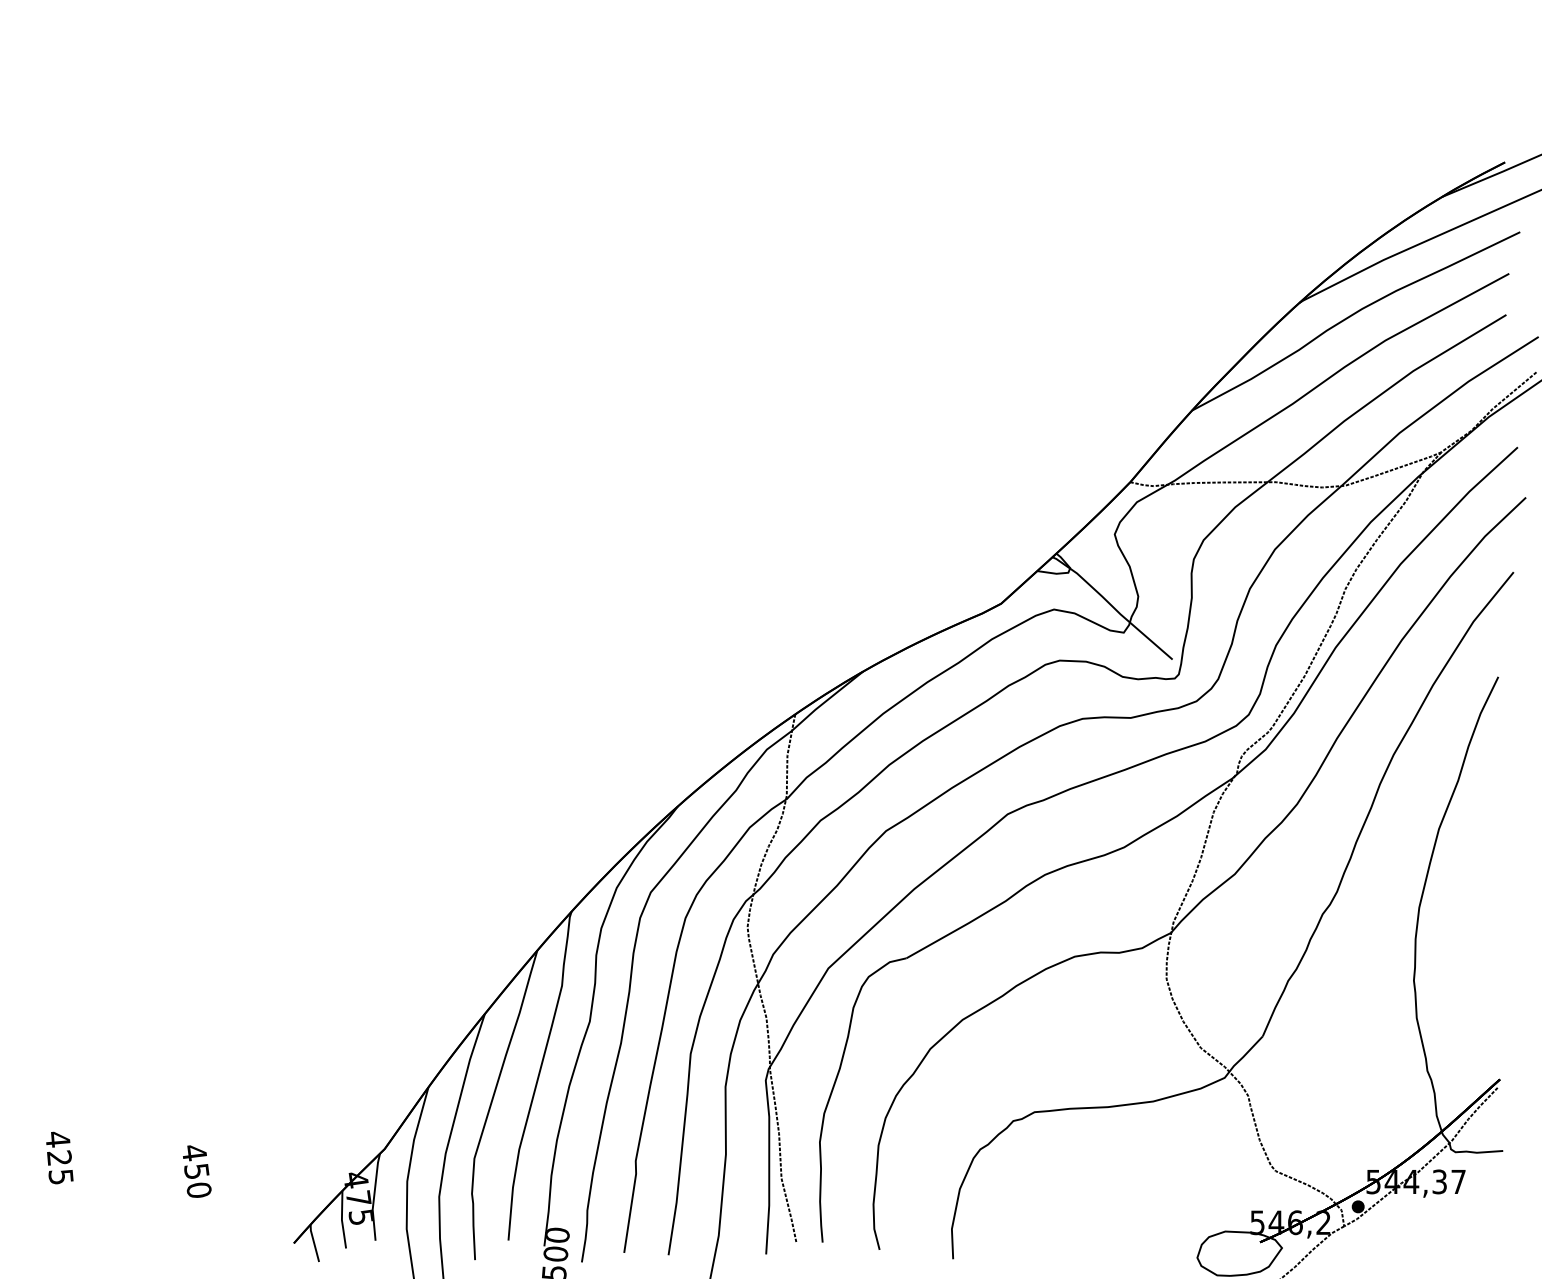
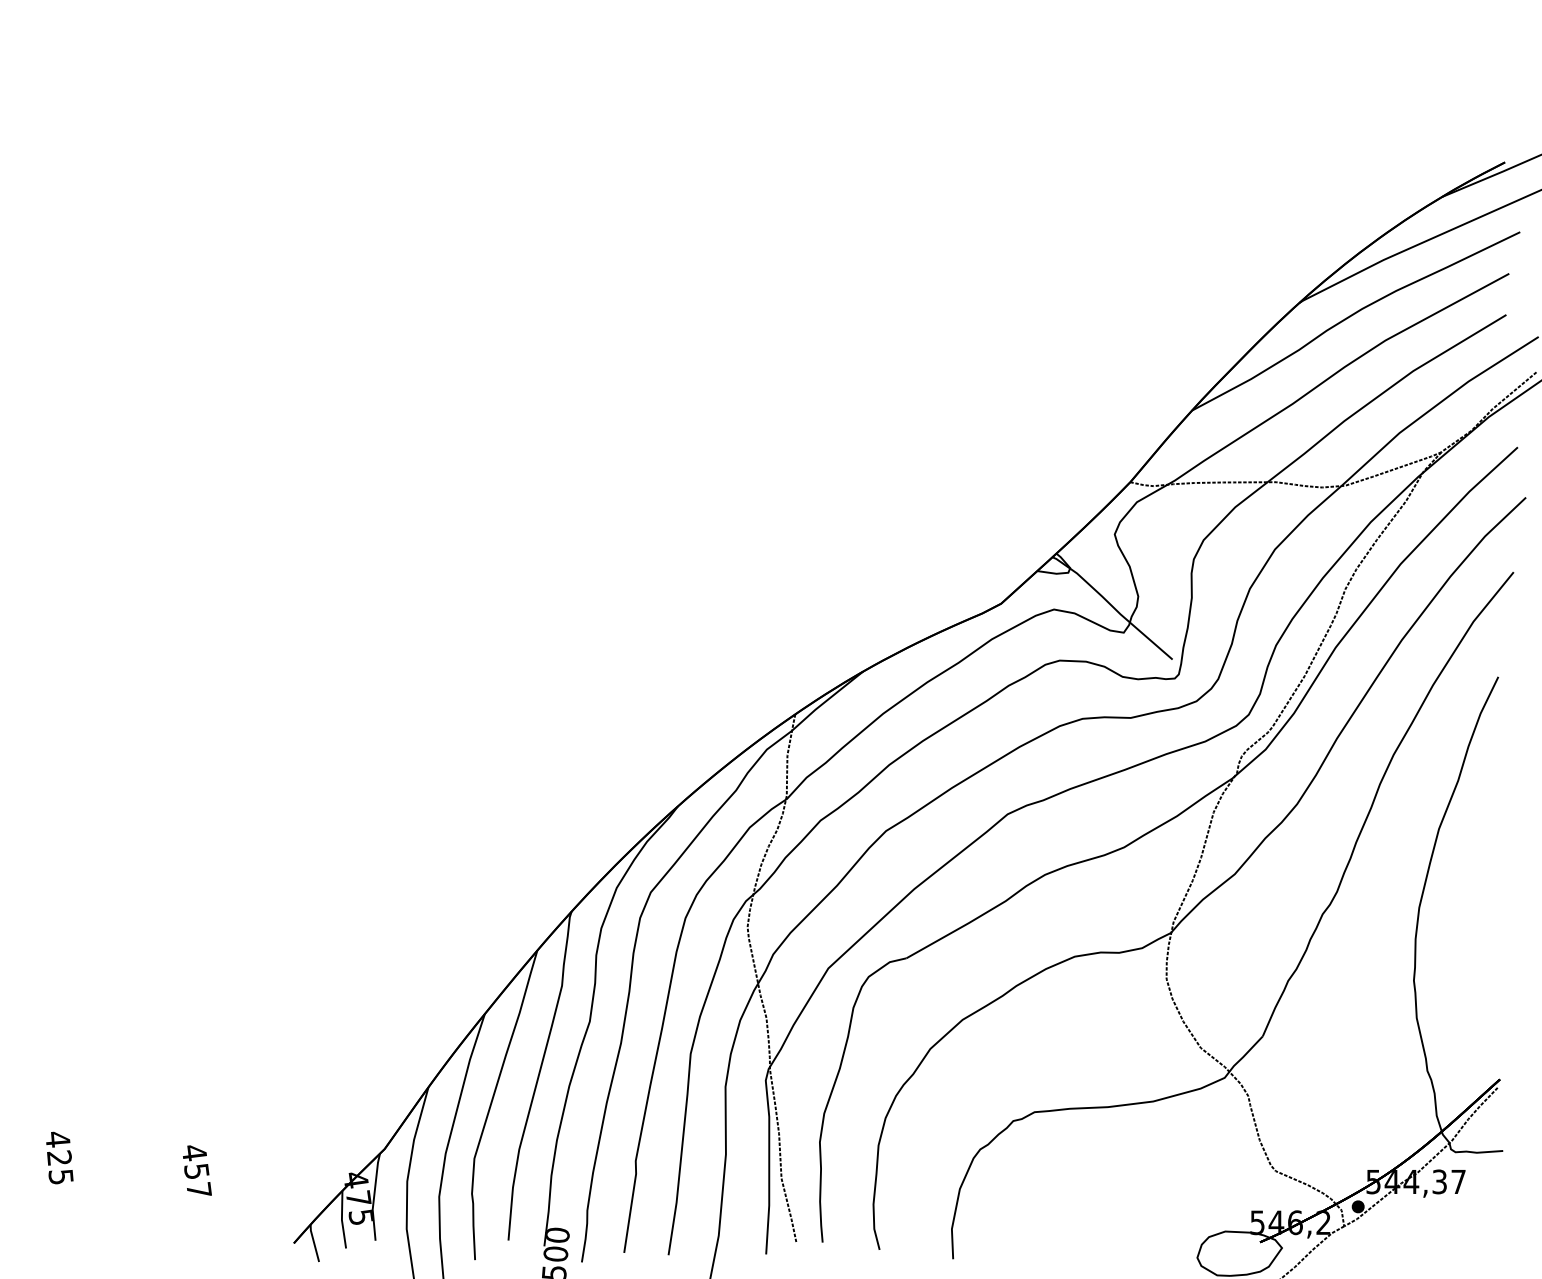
text: 450 -> 457 (198, 1189)
